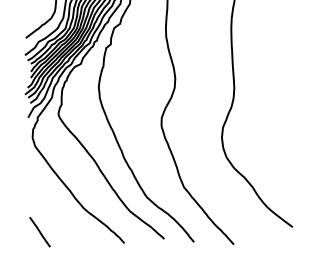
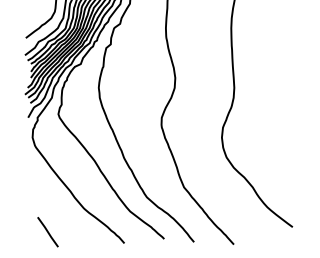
line position: (39, 232) -> (47, 232) (47, 232)
